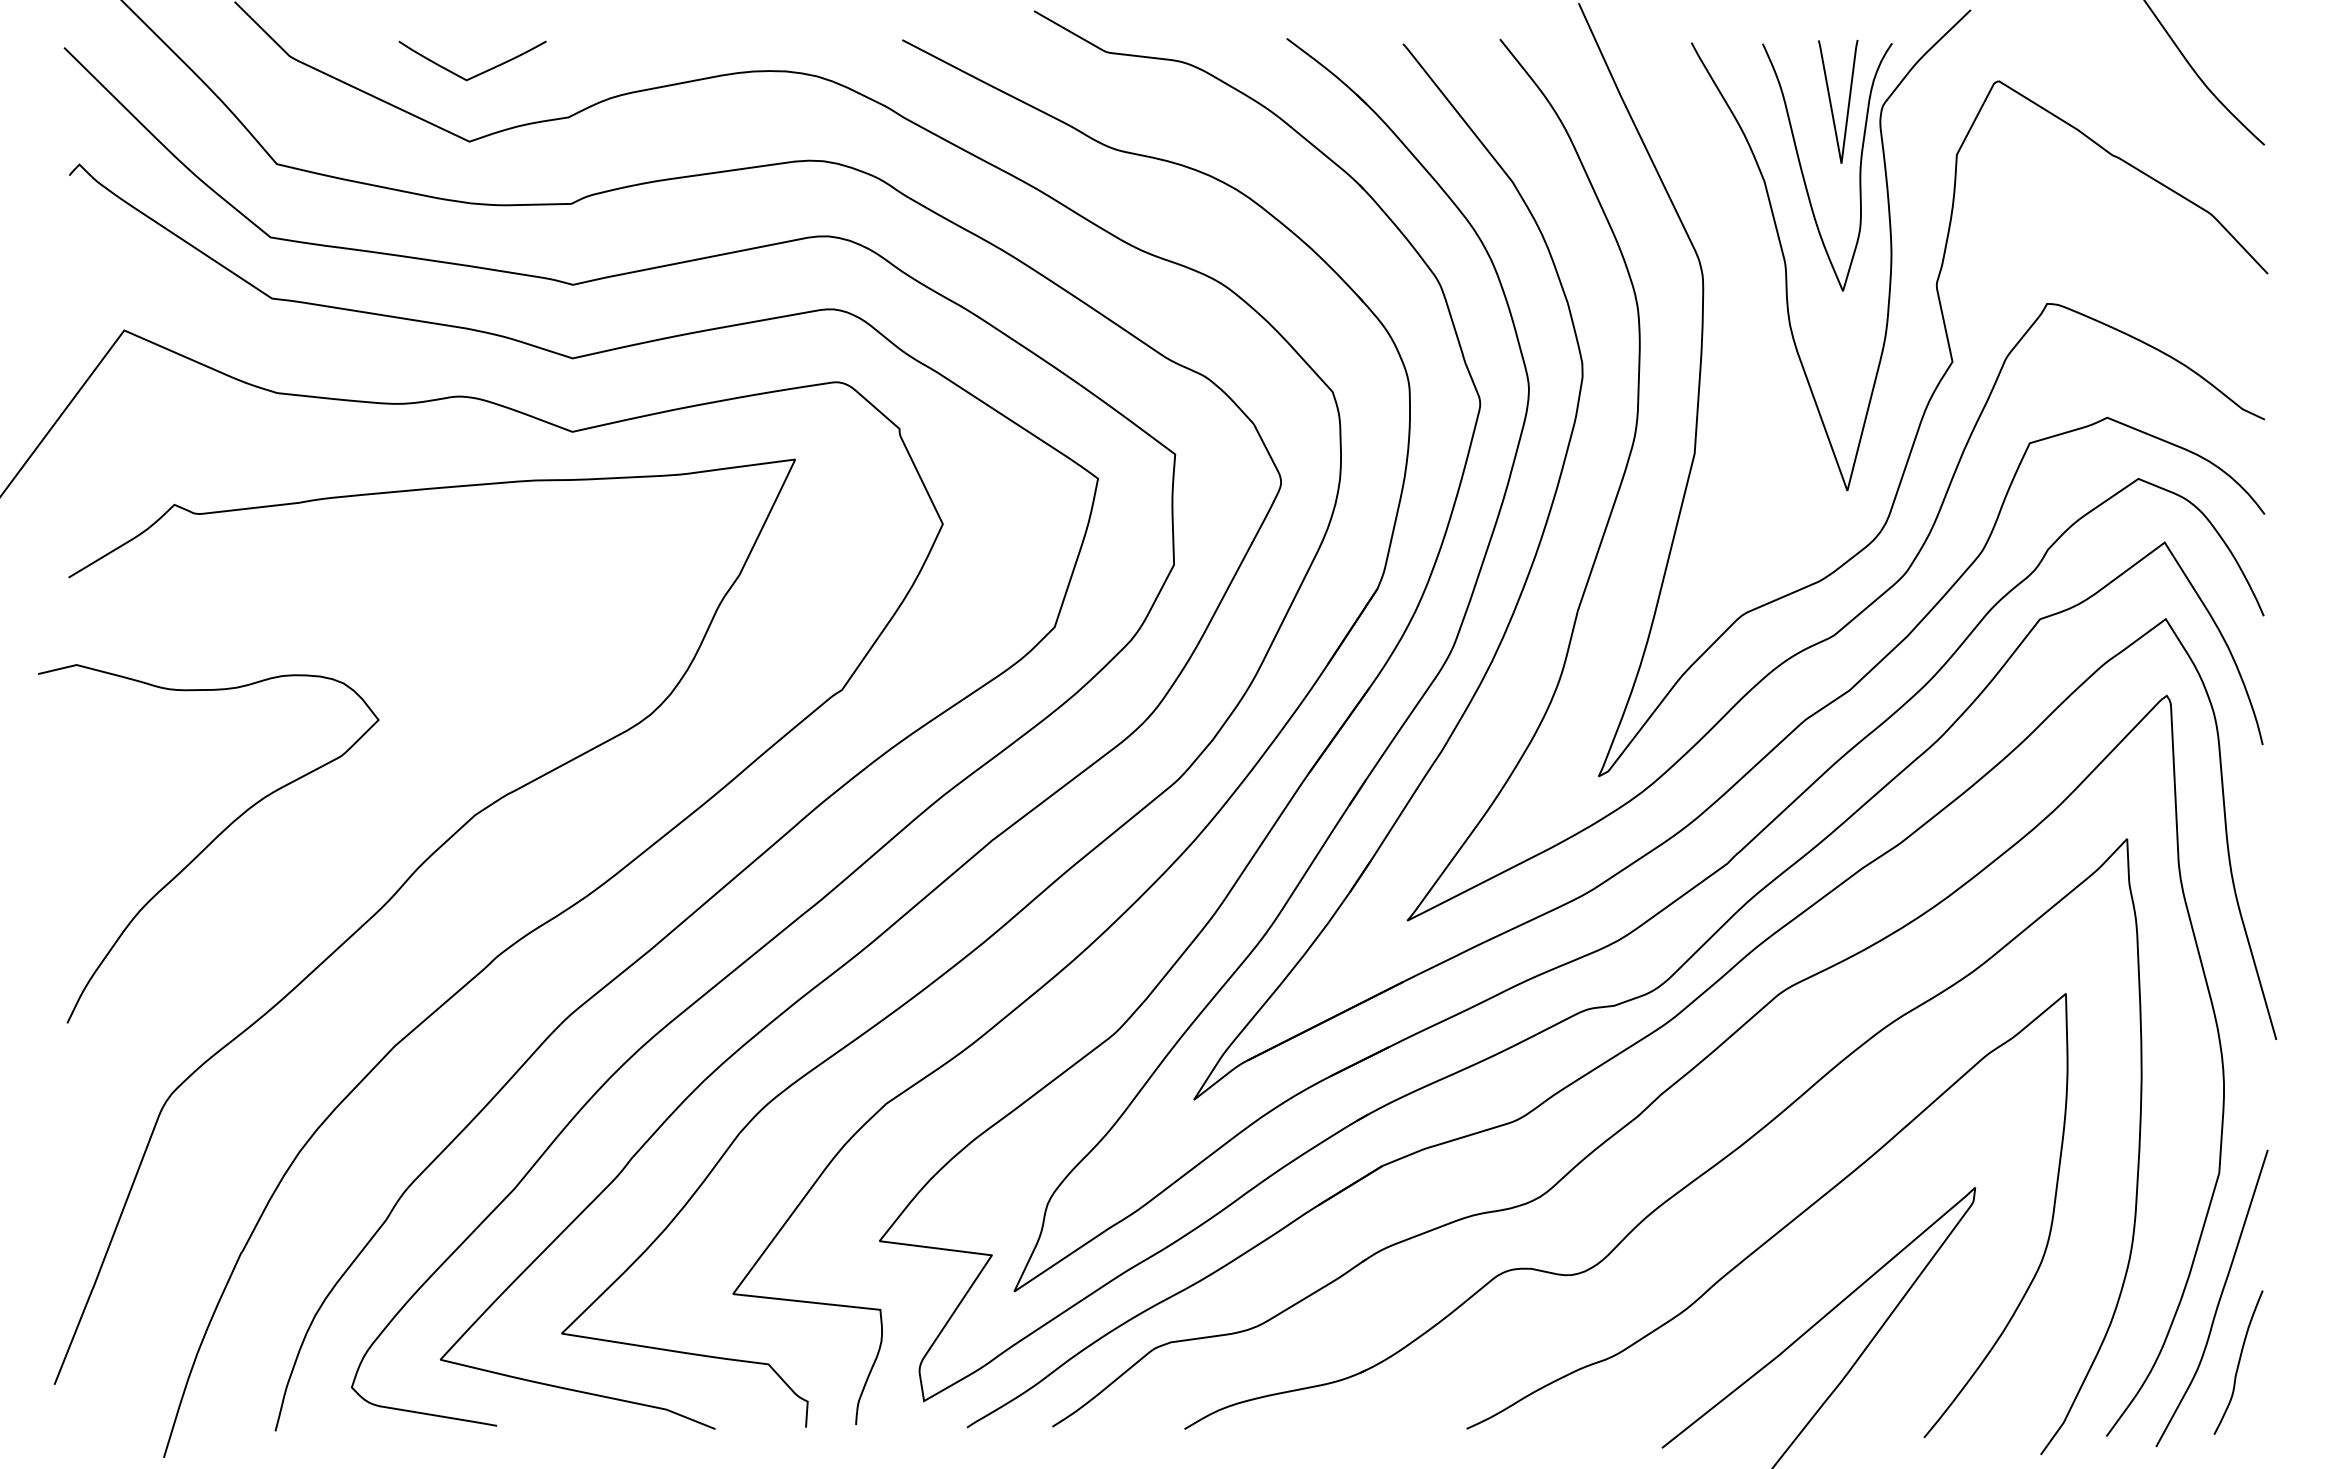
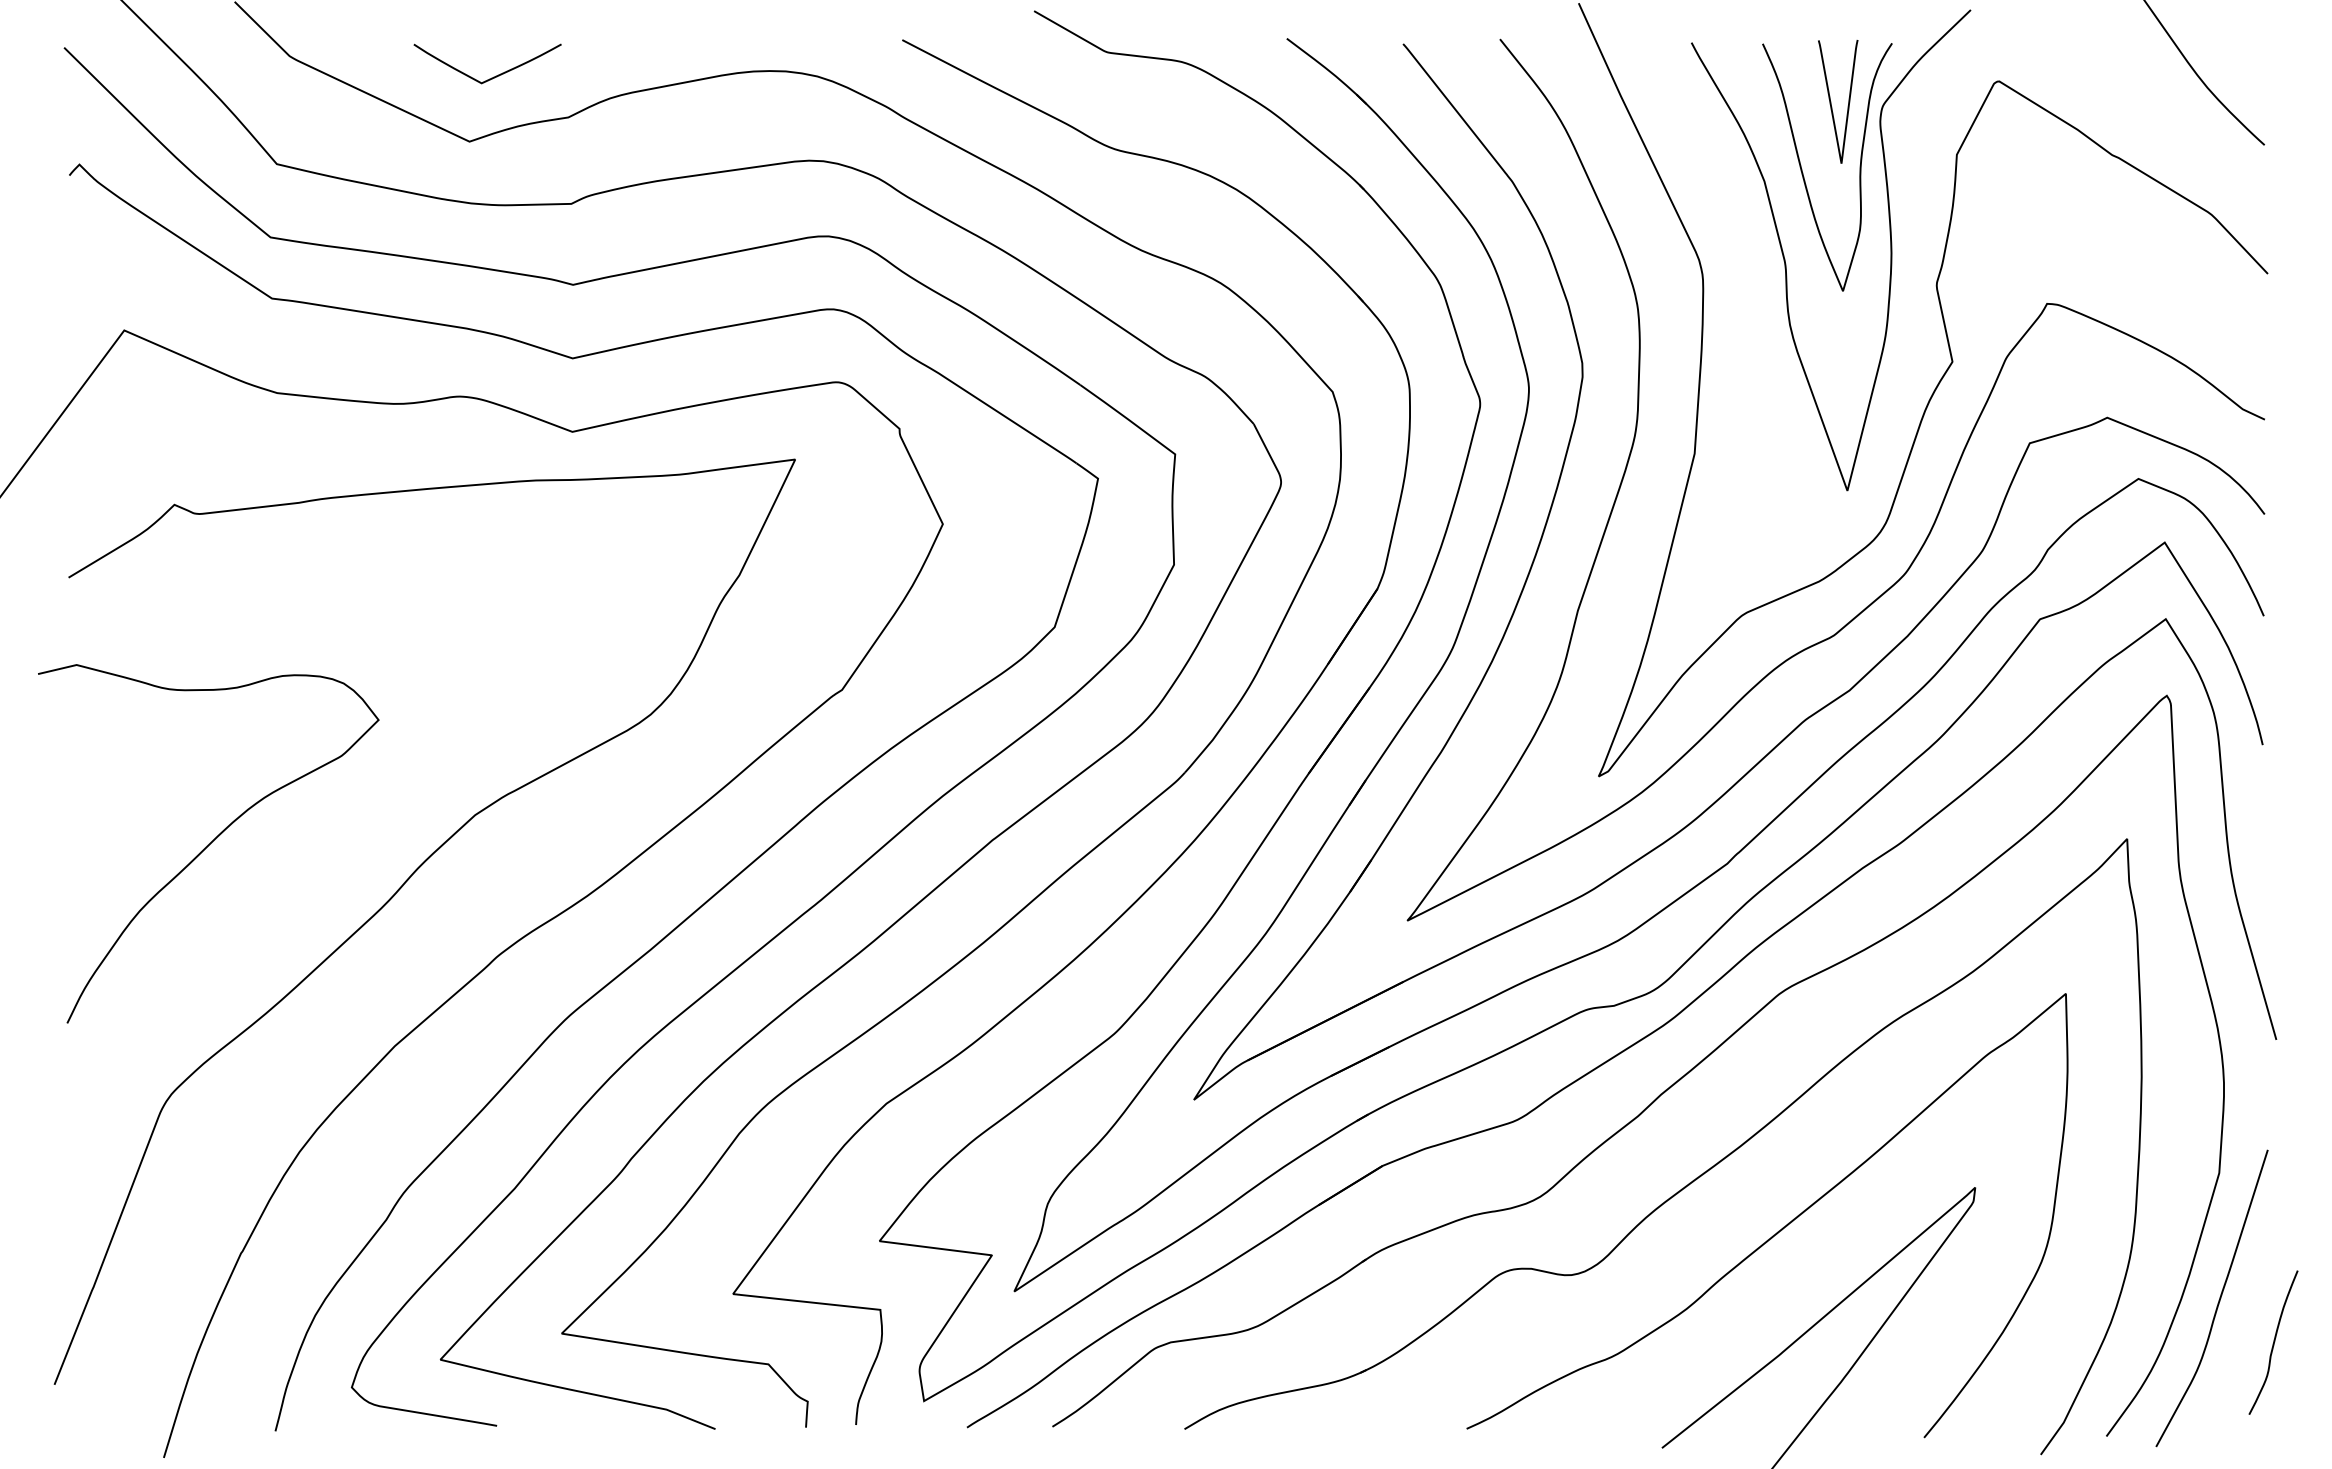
curve position: (478, 73) -> (493, 76) (493, 76)
curve position: (2238, 1362) -> (2273, 1342) (2273, 1342)
